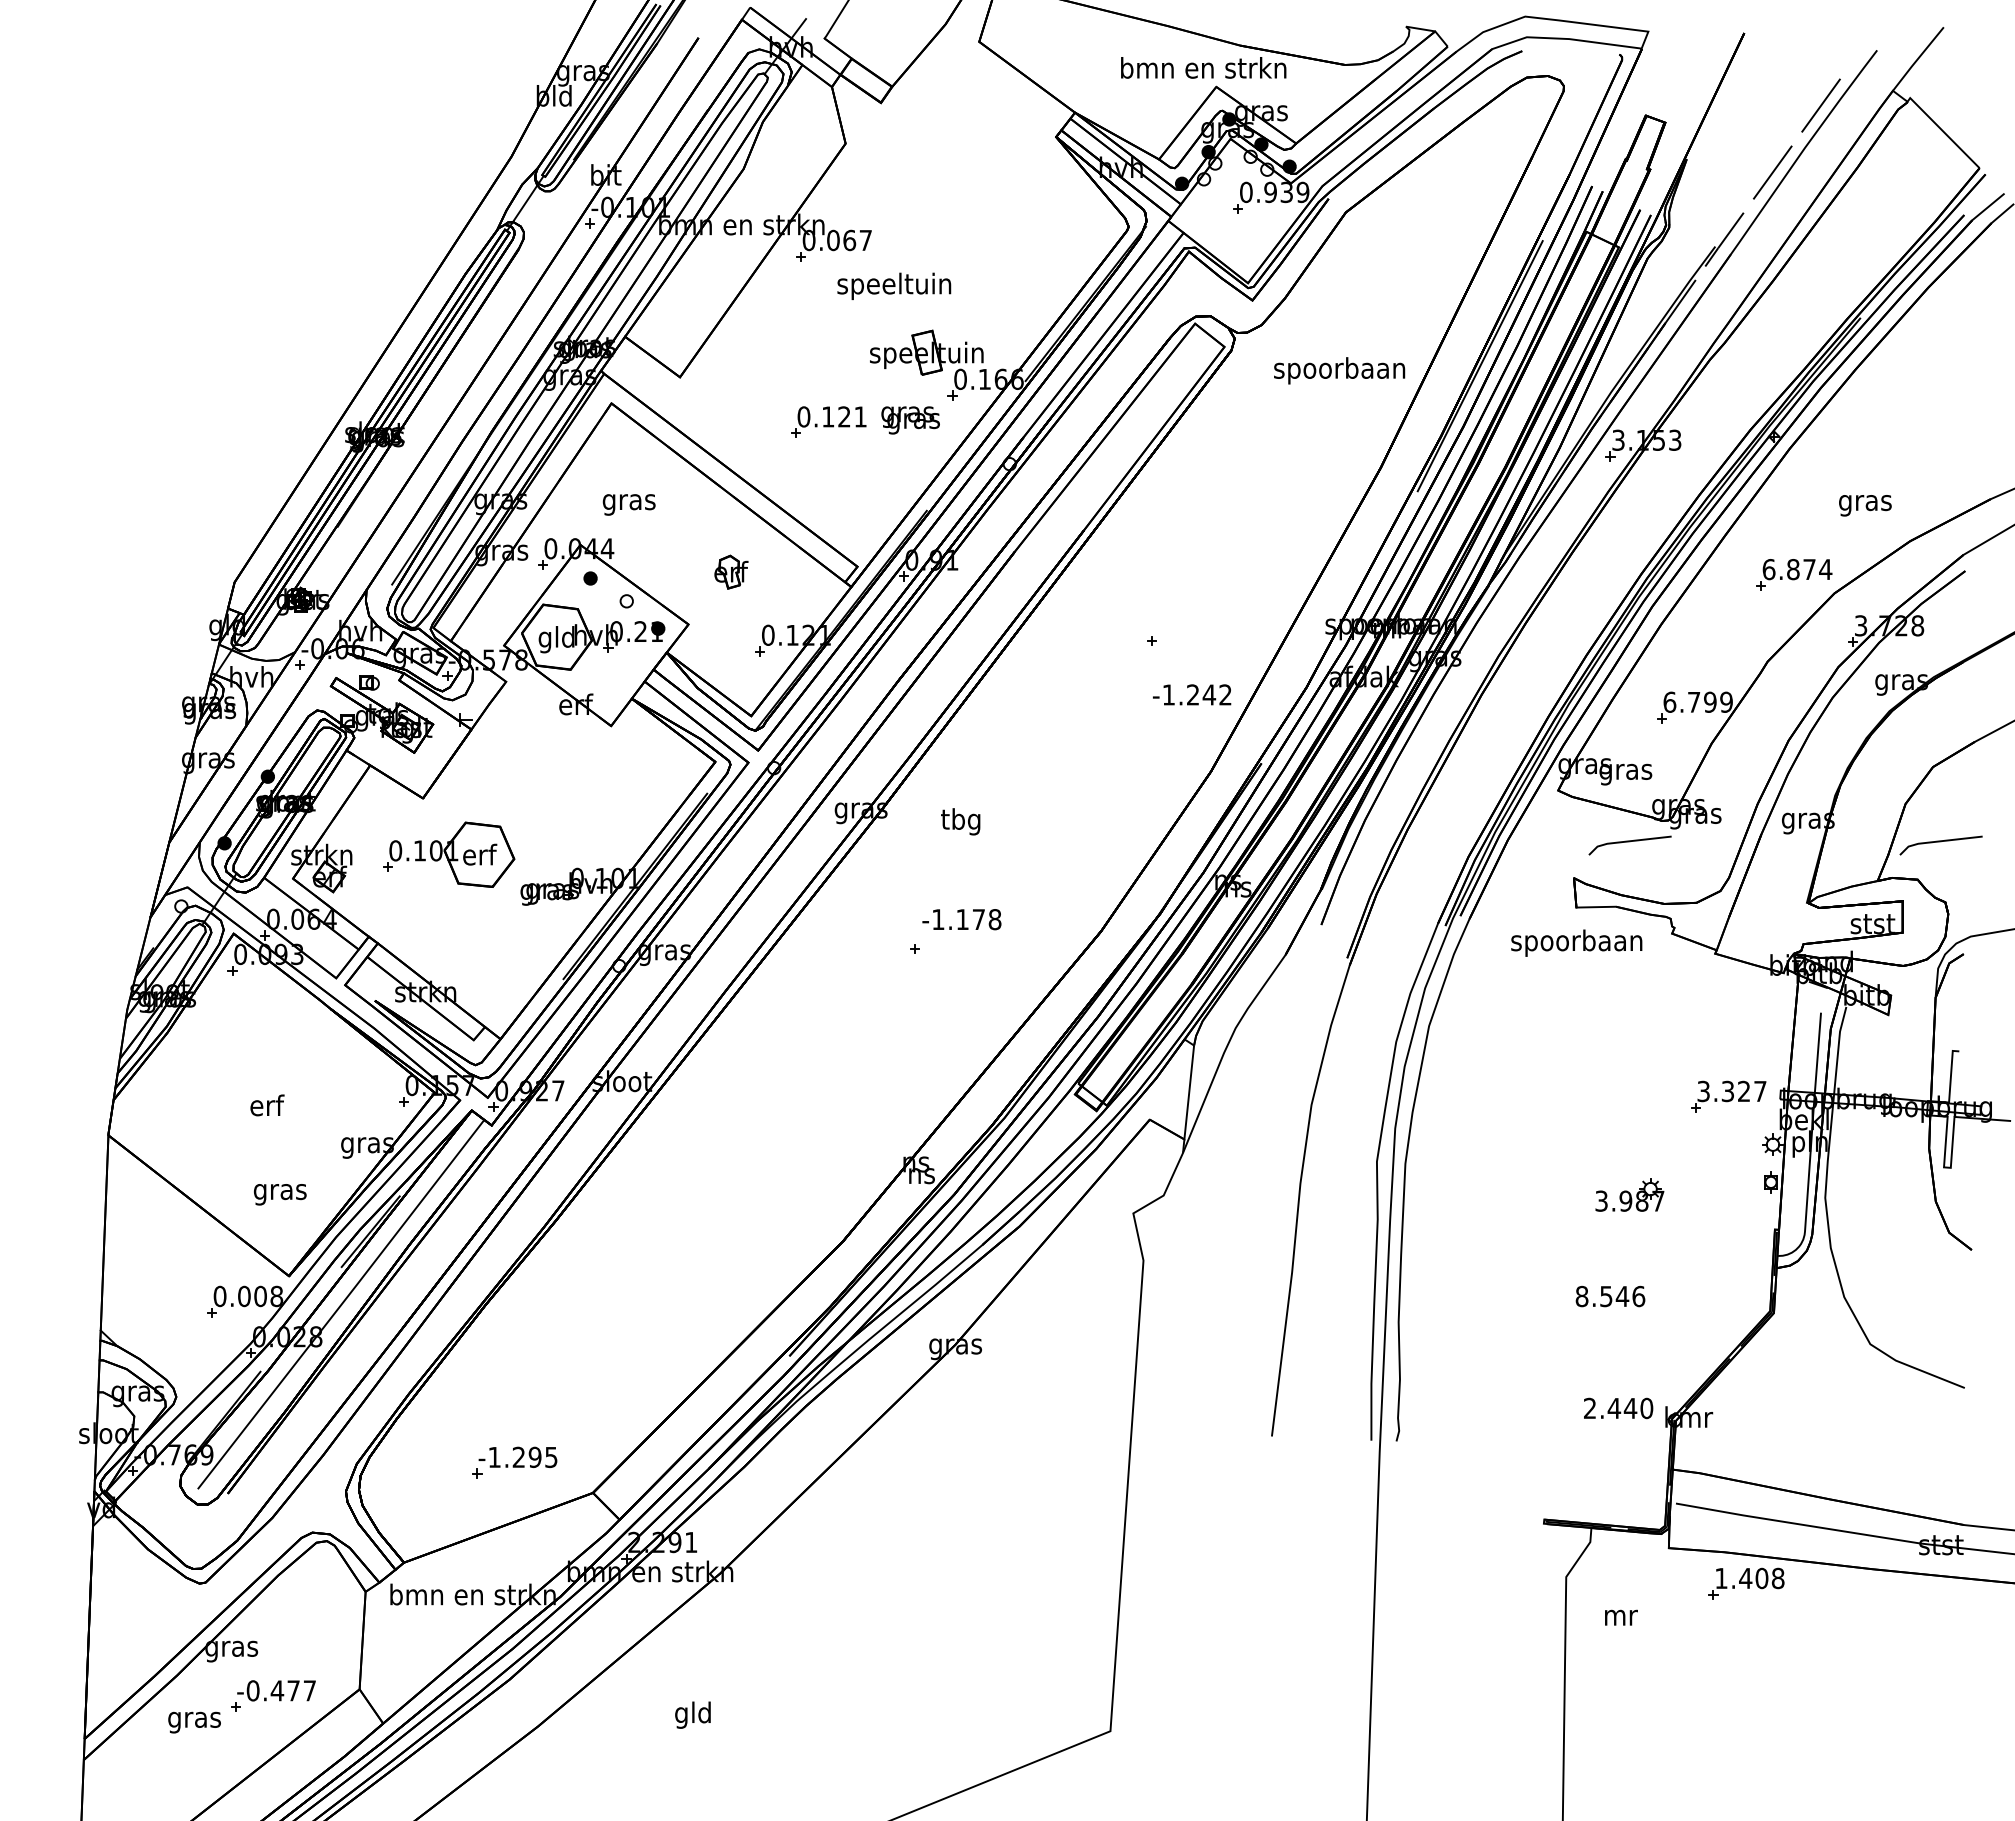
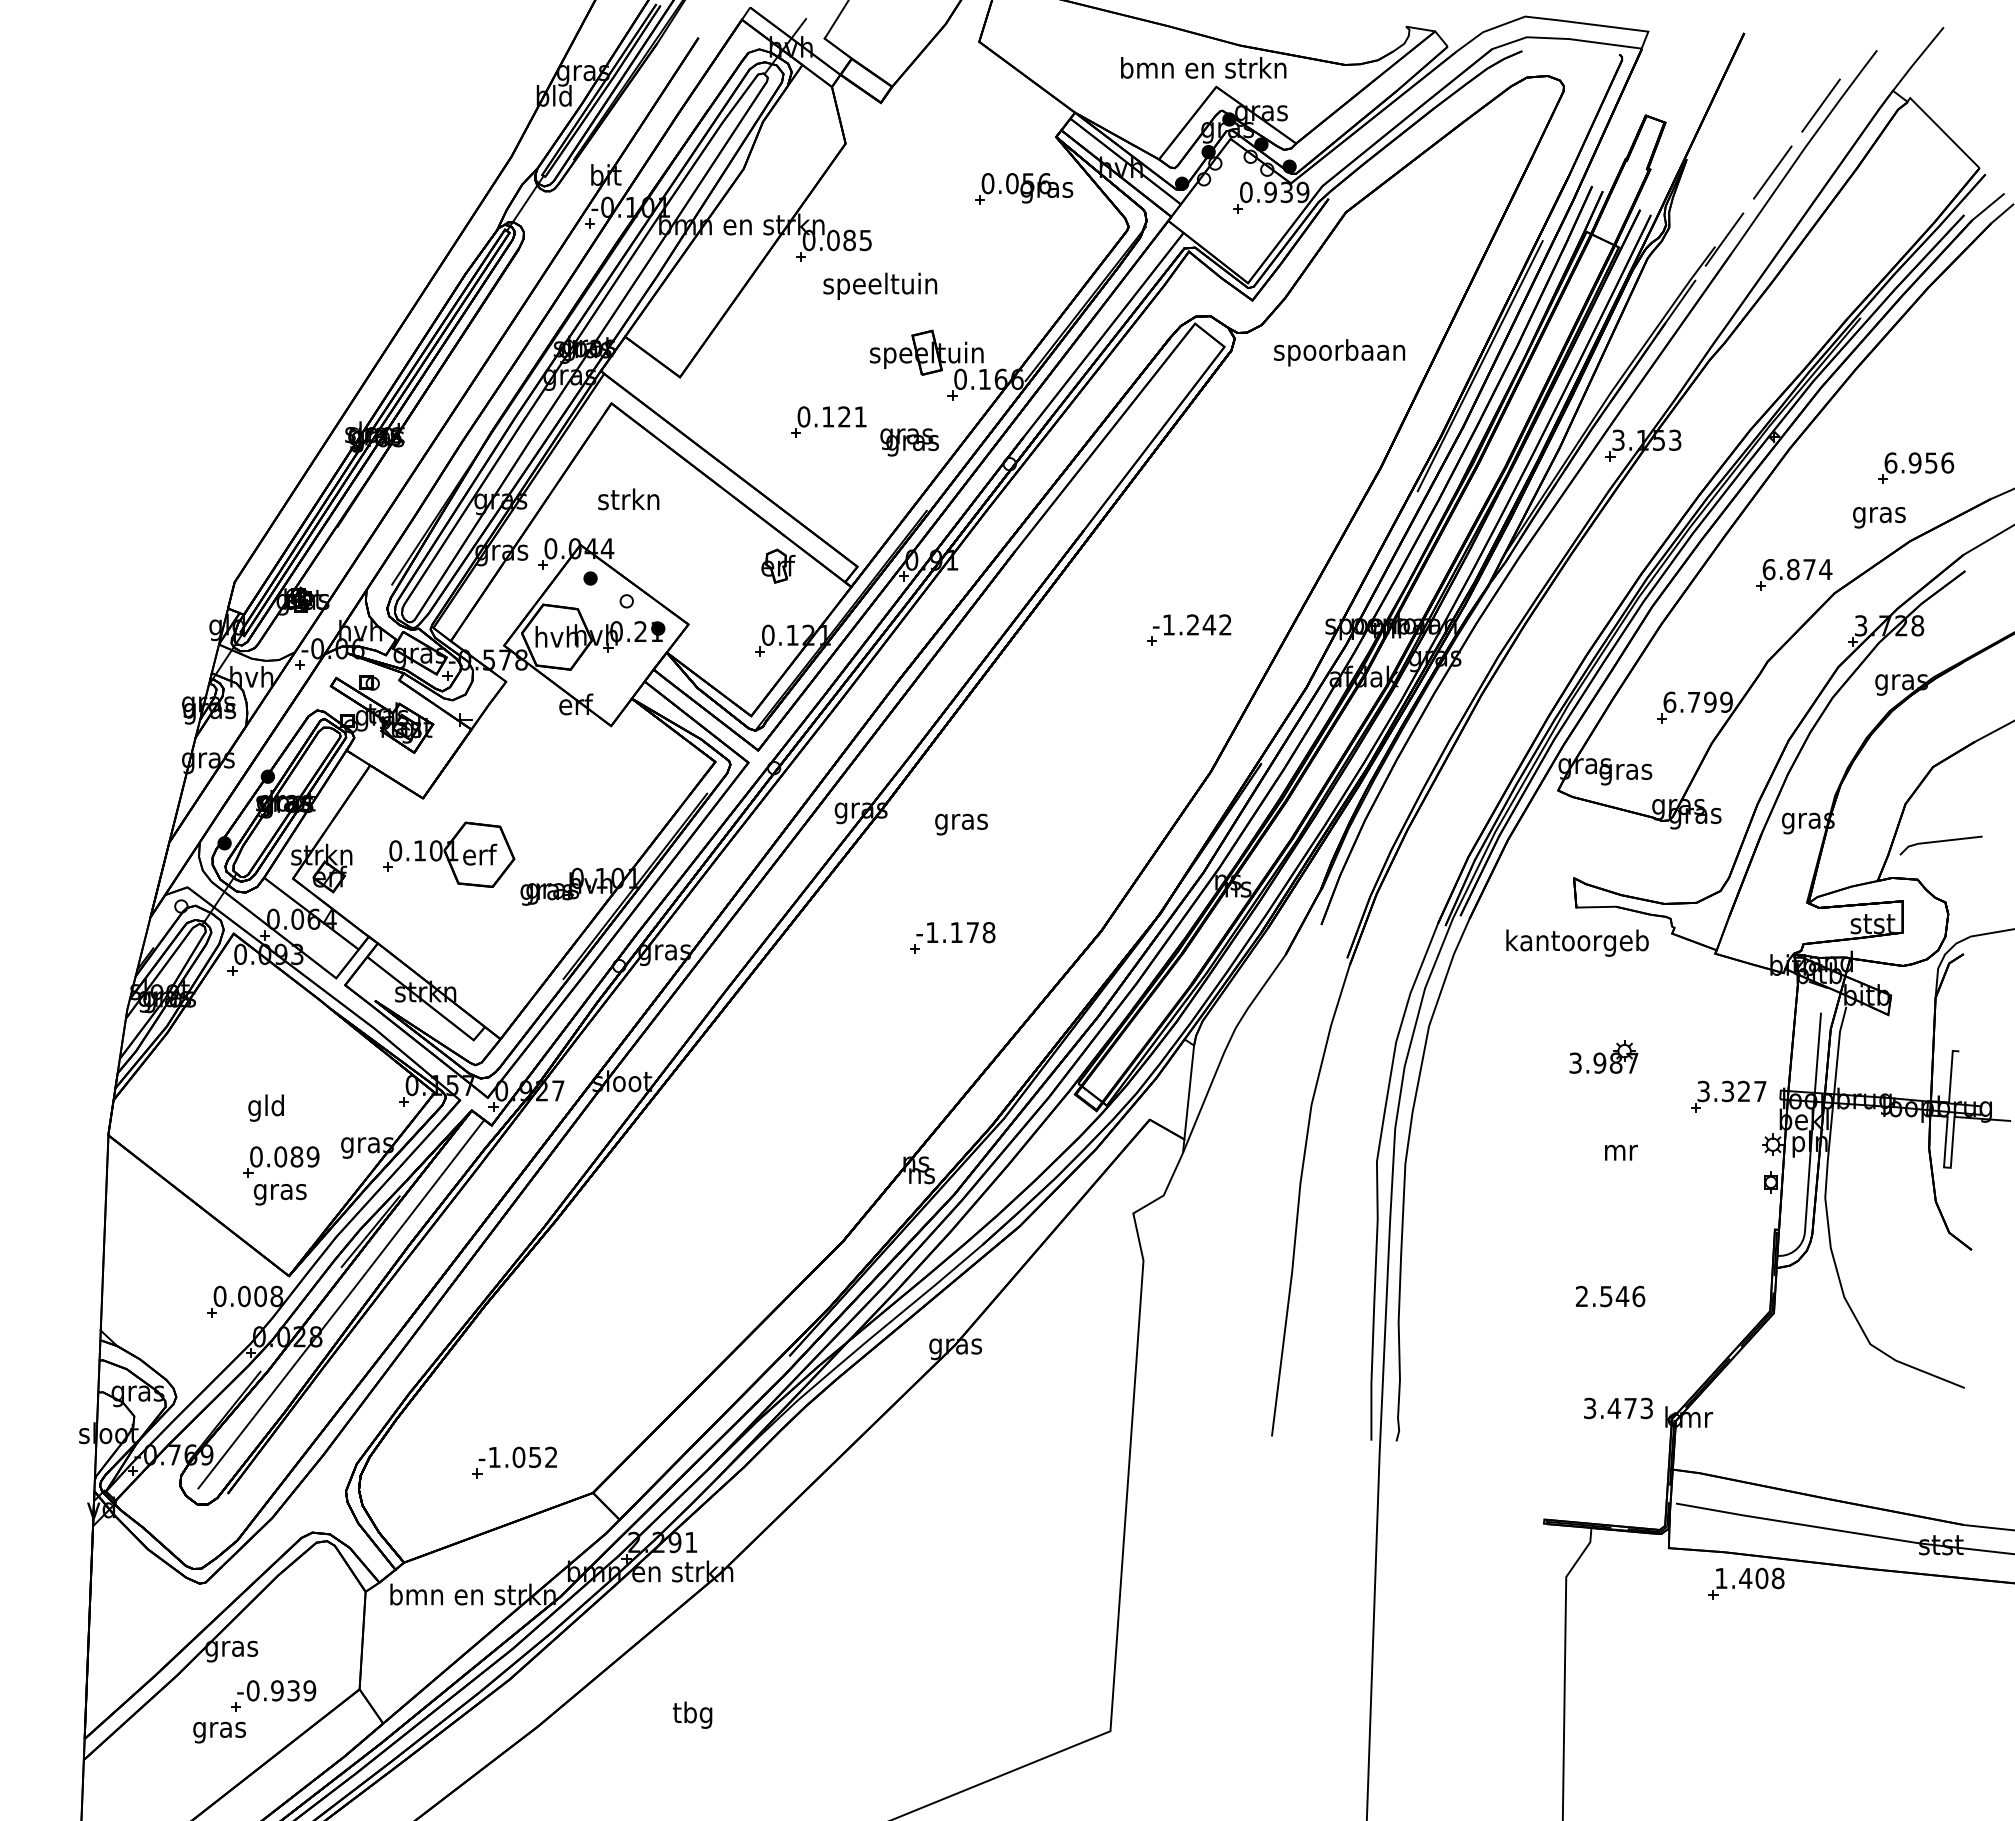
part: none -> present (1024, 188)
text: 0.067 -> 0.085 (857, 240)
text position: (894, 285) -> (880, 285) (880, 285)
text position: (1339, 370) -> (1339, 352) (1339, 352)
text position: (910, 420) -> (909, 442) (909, 442)
part: none -> present (1916, 467)
text: gras -> strkn (628, 501)
text position: (1865, 505) -> (1879, 517) (1879, 517)
part position: (731, 571) -> (778, 565) (778, 565)
text: gld -> hvh (556, 639)
text position: (1192, 694) -> (1192, 624) (1192, 624)
text: tbg -> gras (961, 821)
line: present -> none (1629, 842)
text position: (961, 919) -> (955, 932) (955, 932)
text: spoorbaan -> kantoorgeb (1577, 942)
text: erf -> gld (266, 1107)
part: none -> present (281, 1161)
part position: (1629, 1194) -> (1603, 1056) (1603, 1056)
text: 8.546 -> 2.546 (1581, 1296)
text: 2.440 -> 3.473 (1618, 1408)
text: -1.295 -> -1.052 (534, 1457)
text position: (1621, 1617) -> (1621, 1152) (1621, 1152)
text: -0.477 -> -0.939 (293, 1690)
text: gld -> tbg (692, 1714)
text position: (194, 1722) -> (219, 1732) (219, 1732)
